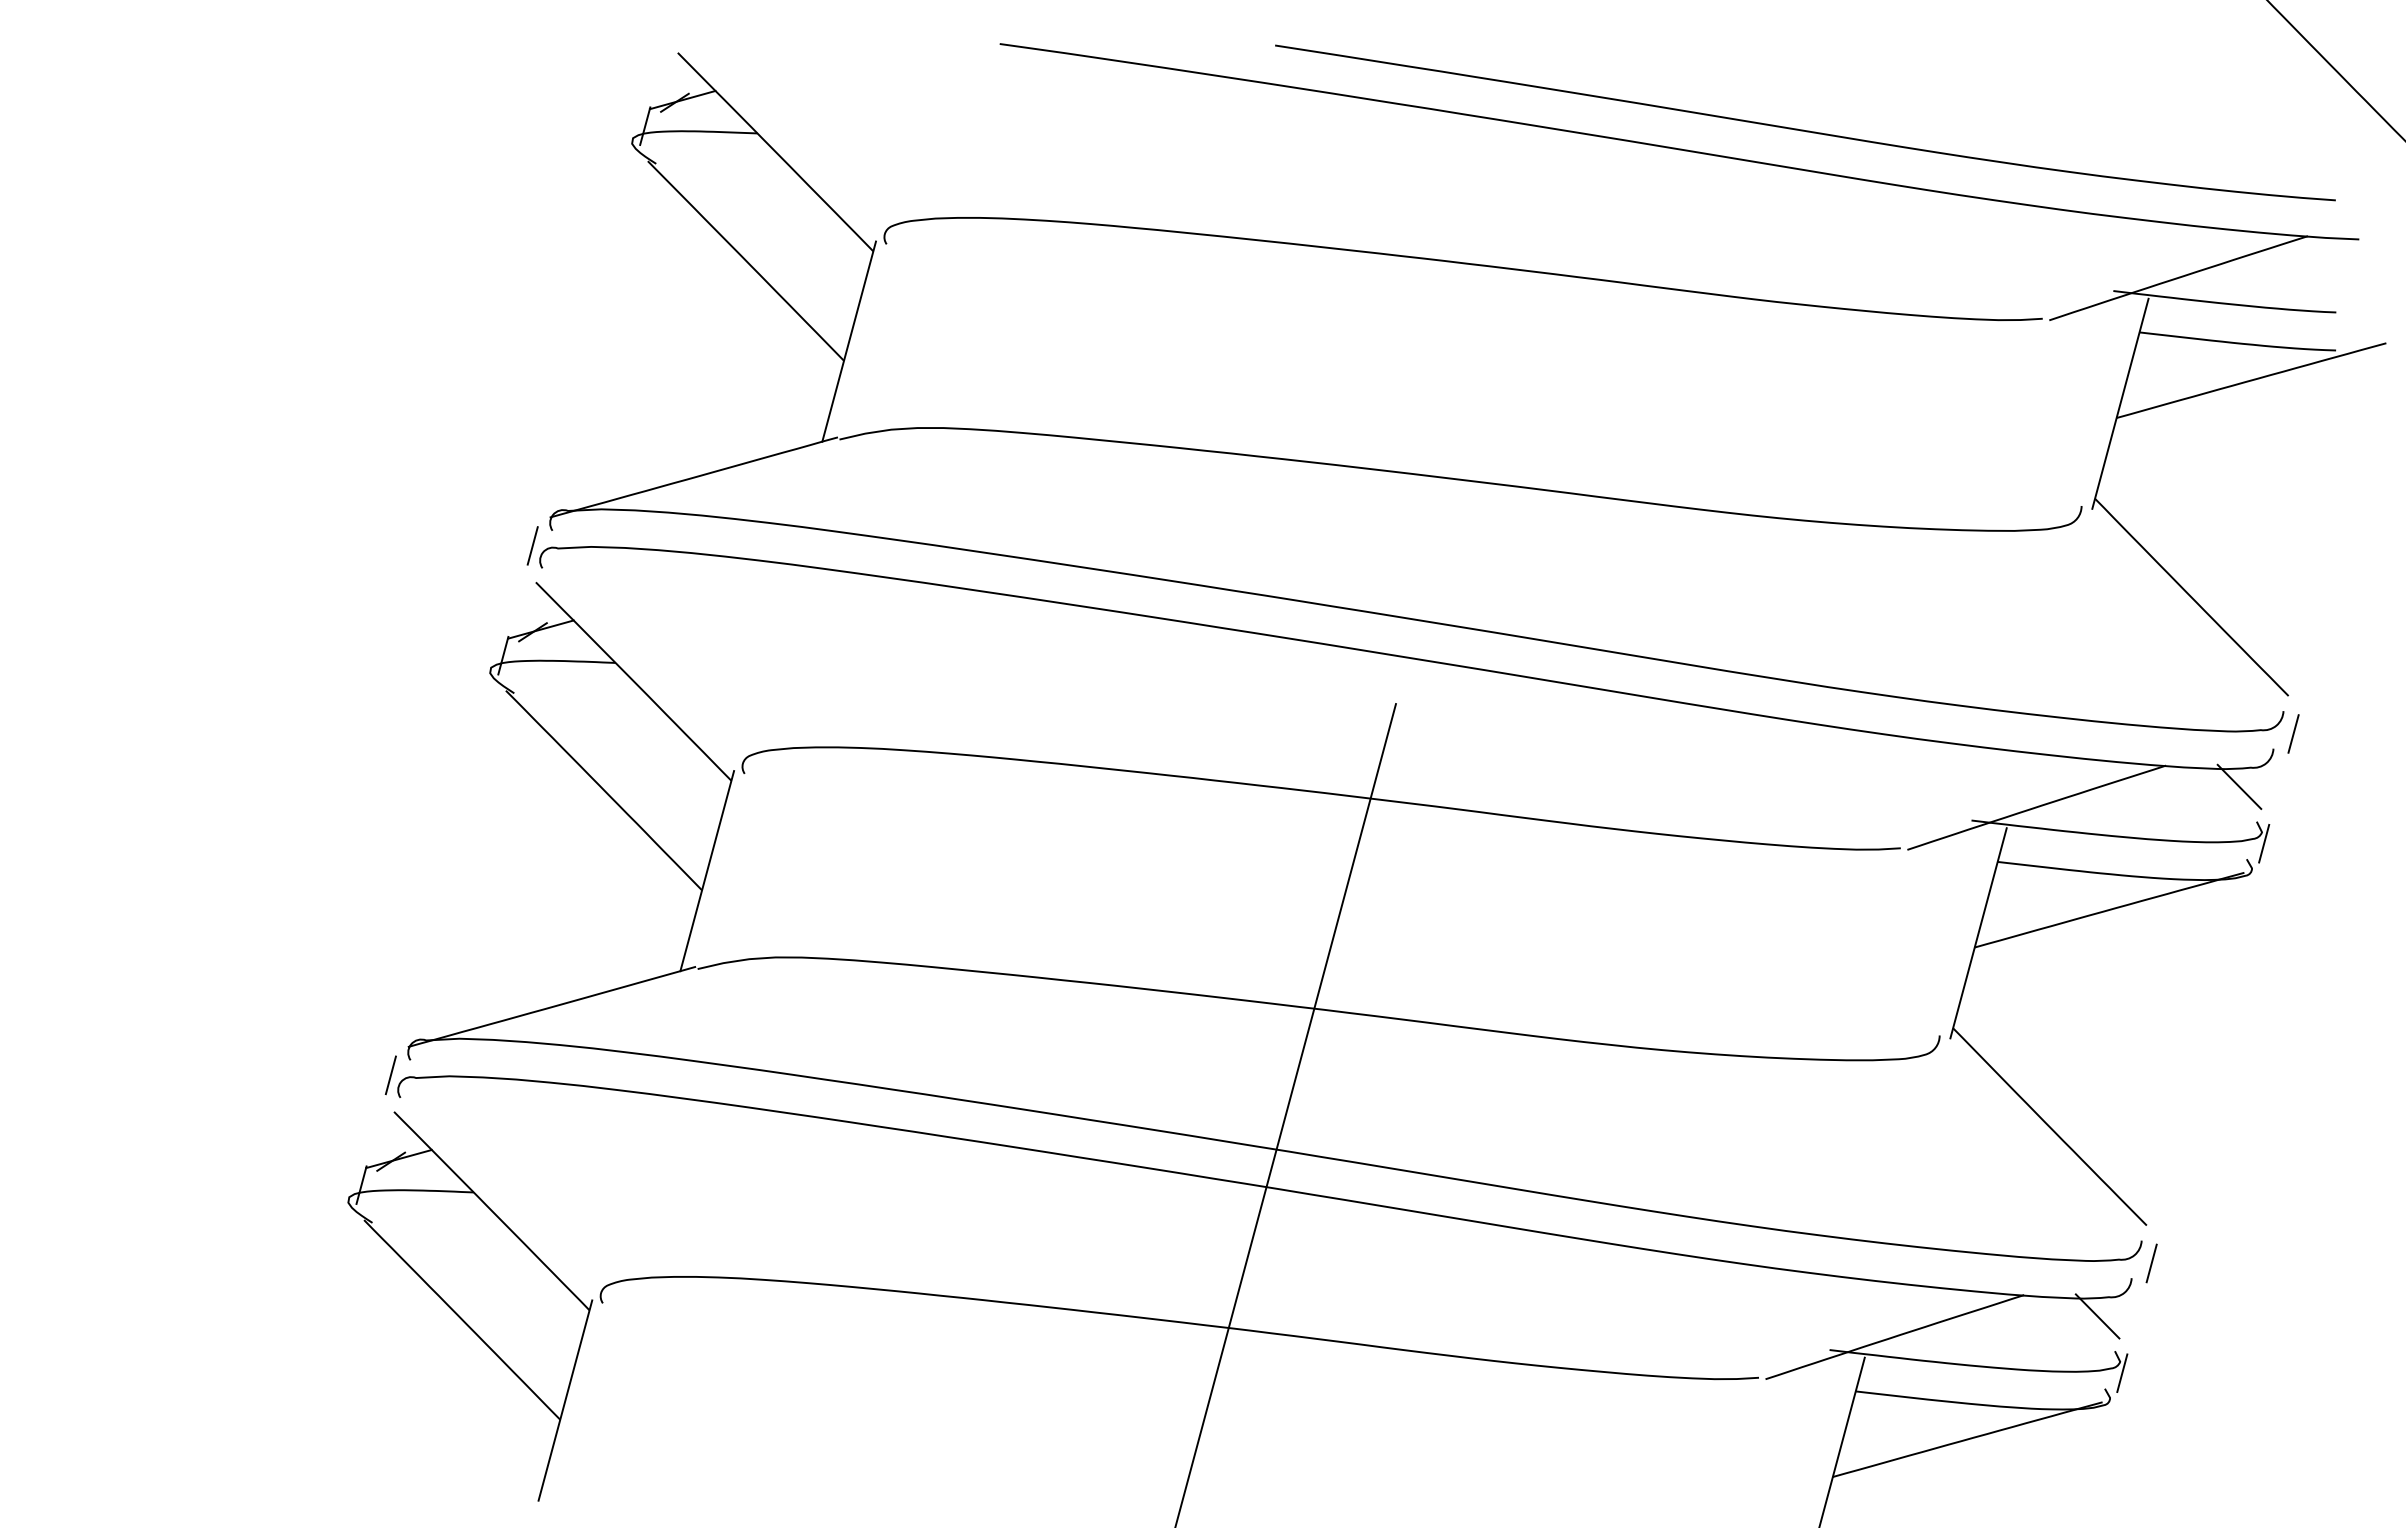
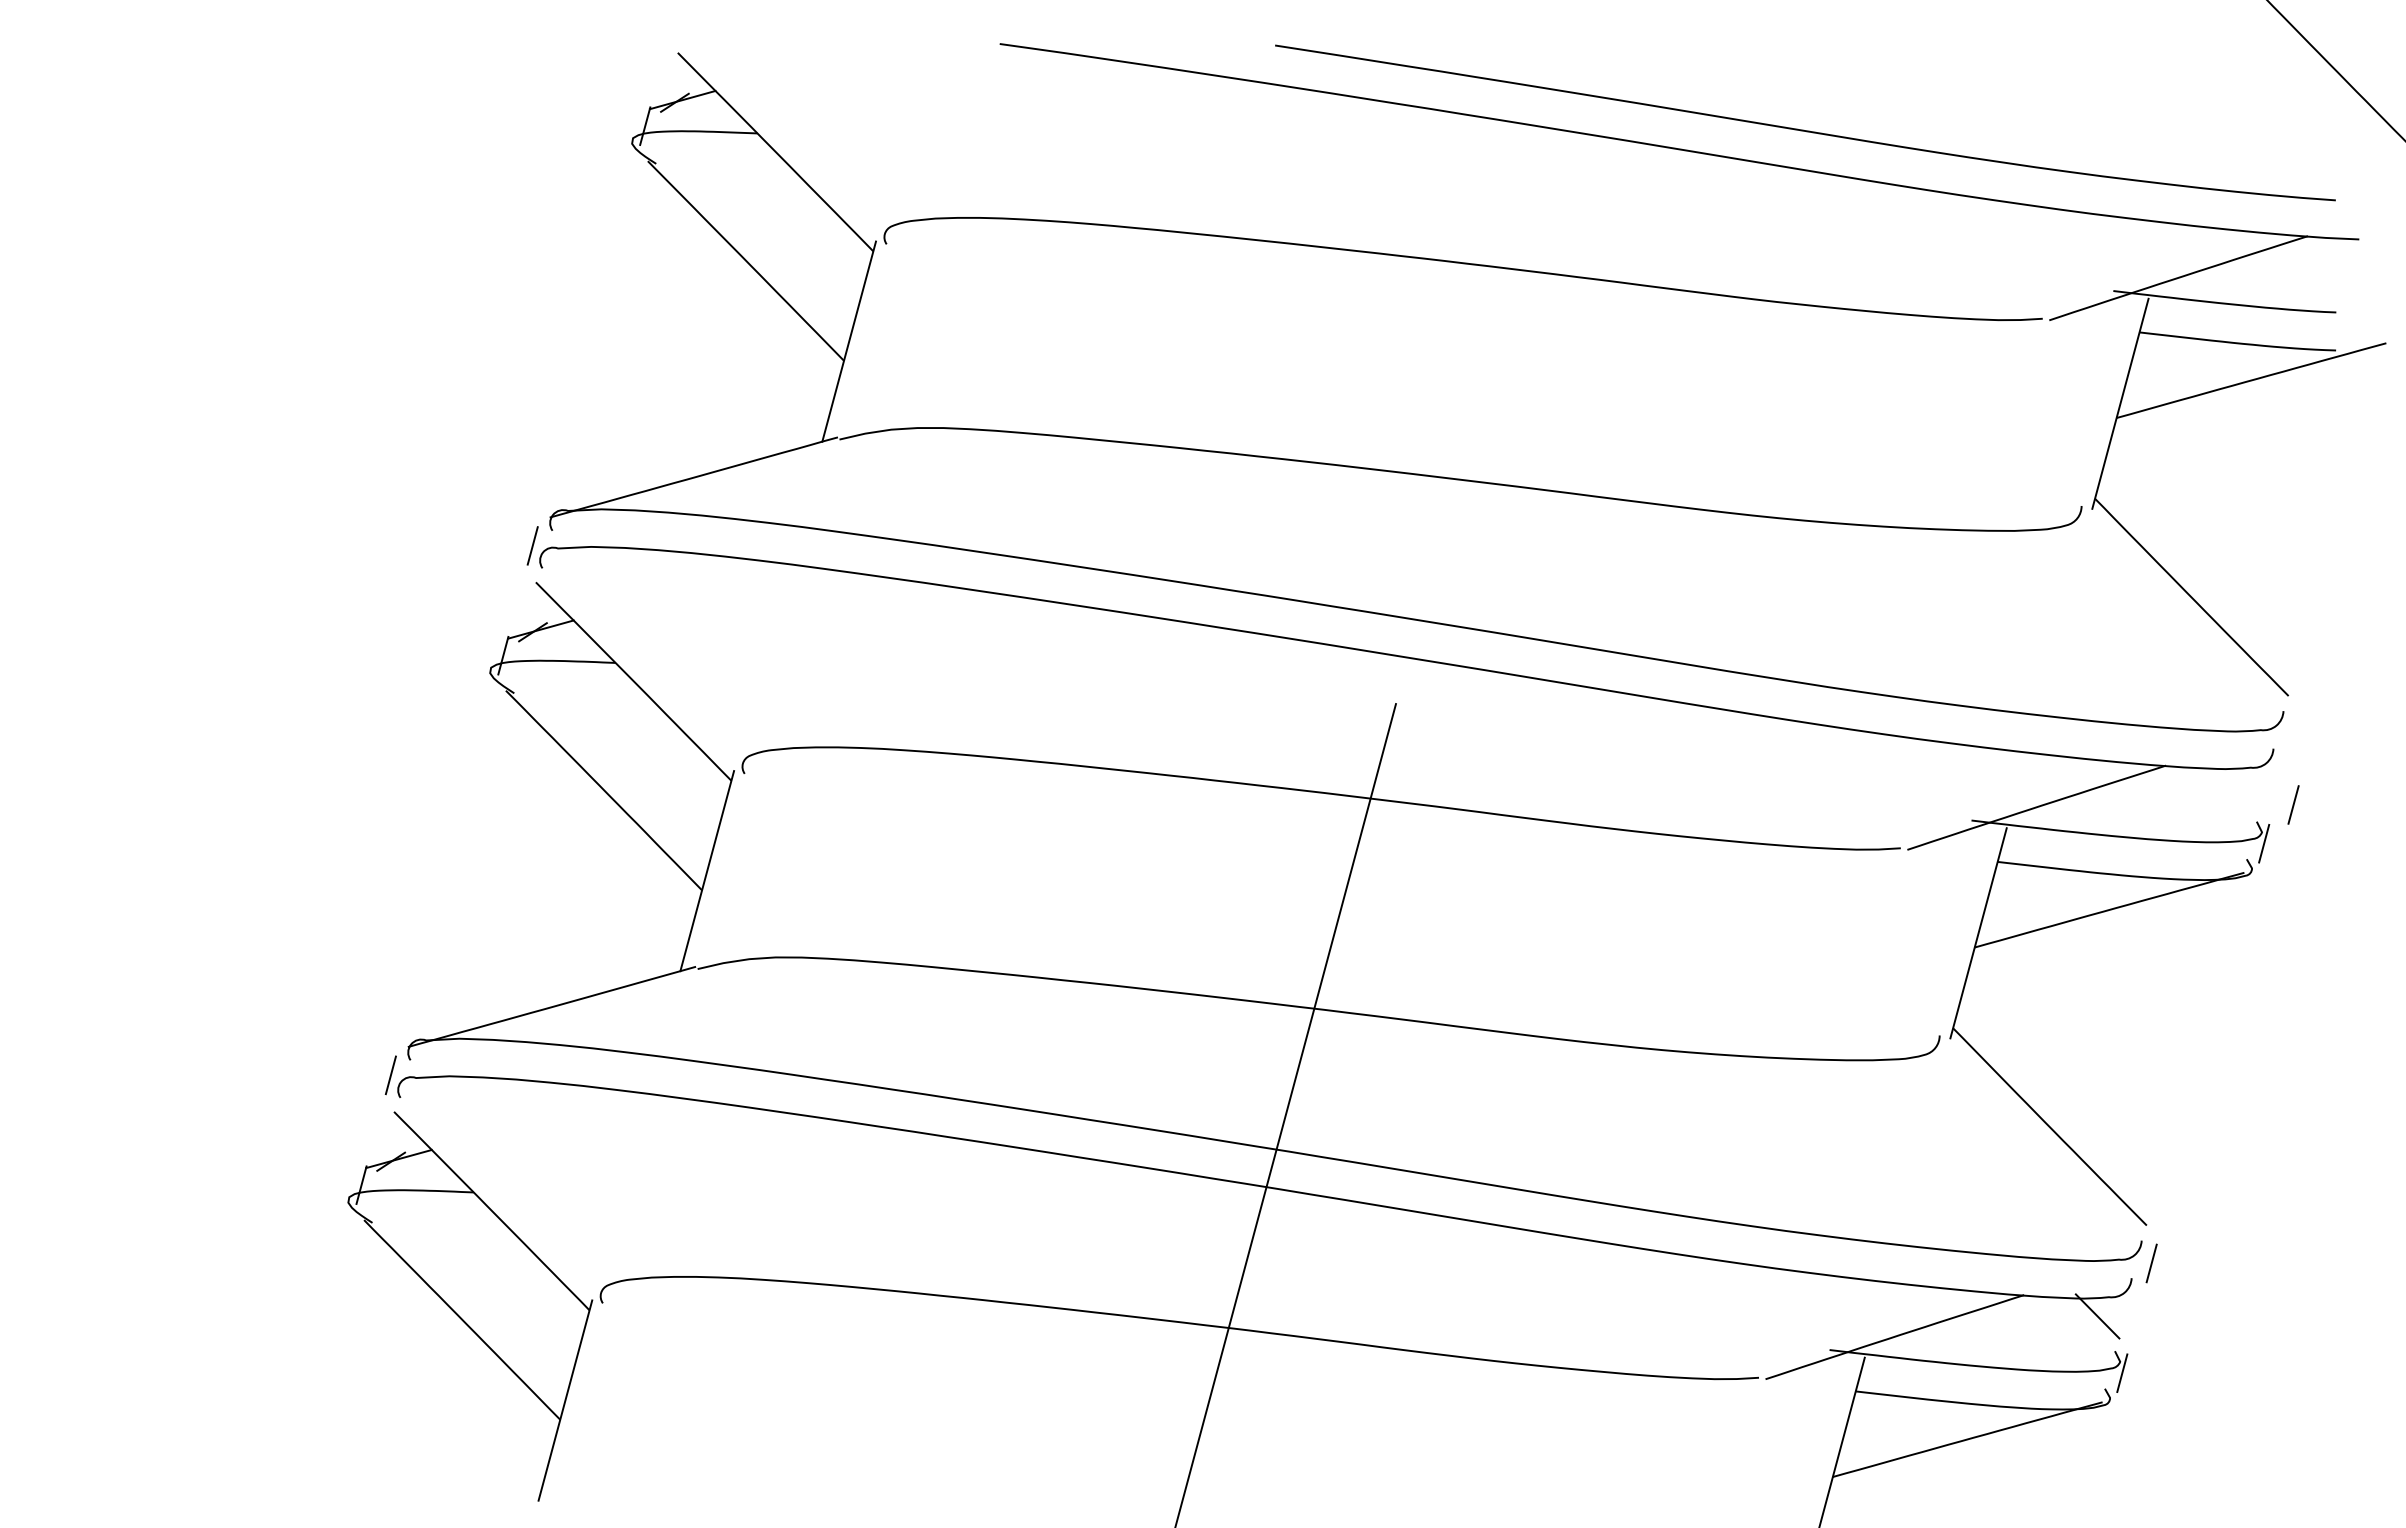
line position: (2293, 733) -> (2293, 804) (2293, 804)
line: present -> none (2239, 786)
